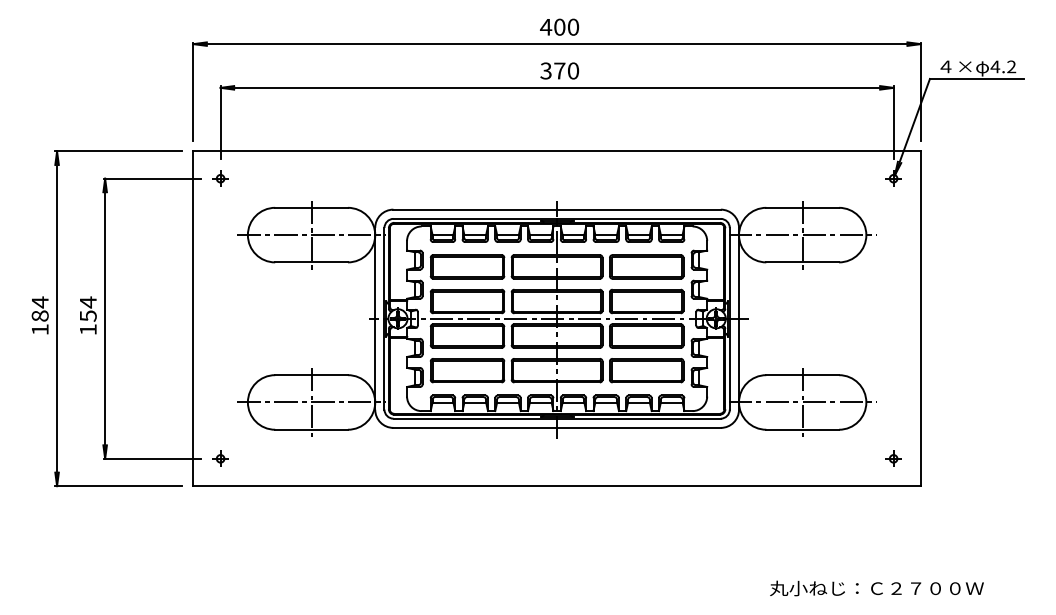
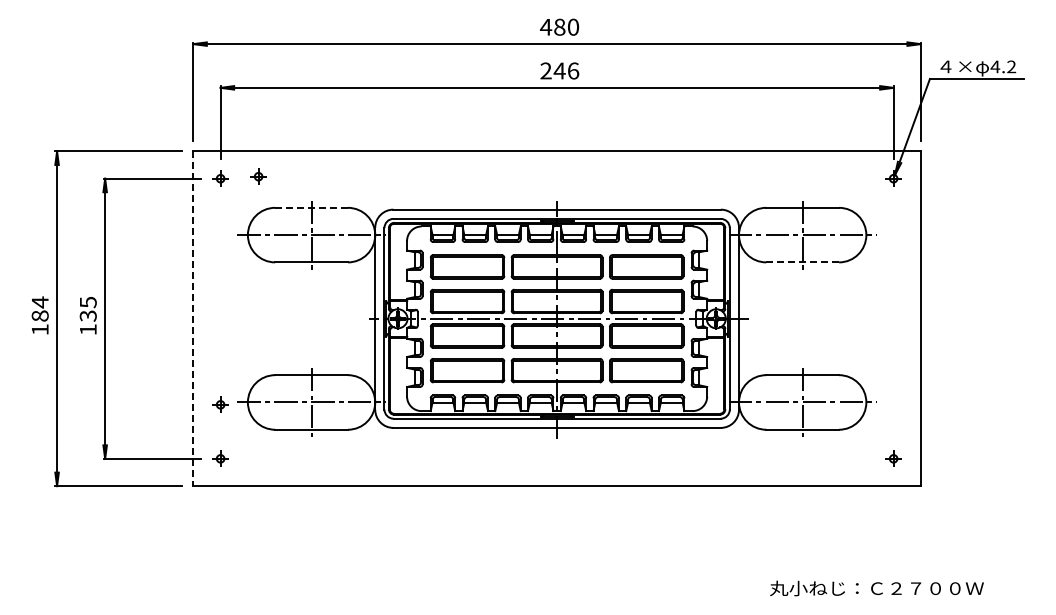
text: 400 -> 480 (559, 27)
text: 370 -> 246 (559, 70)
part: none -> present (258, 176)
line: solid -> dashed (312, 207)
line: solid -> dashed (803, 262)
text: 154 -> 135 (87, 308)
line: solid -> dashed (193, 319)
part: none -> present (220, 404)
